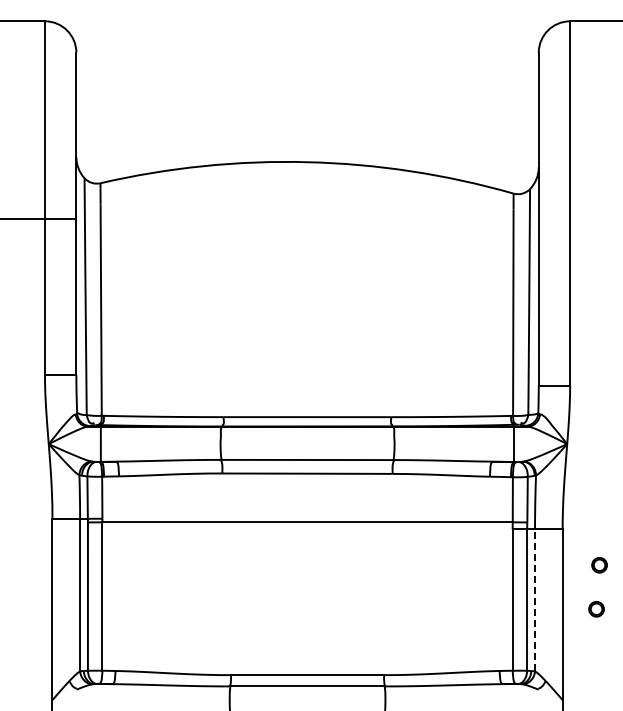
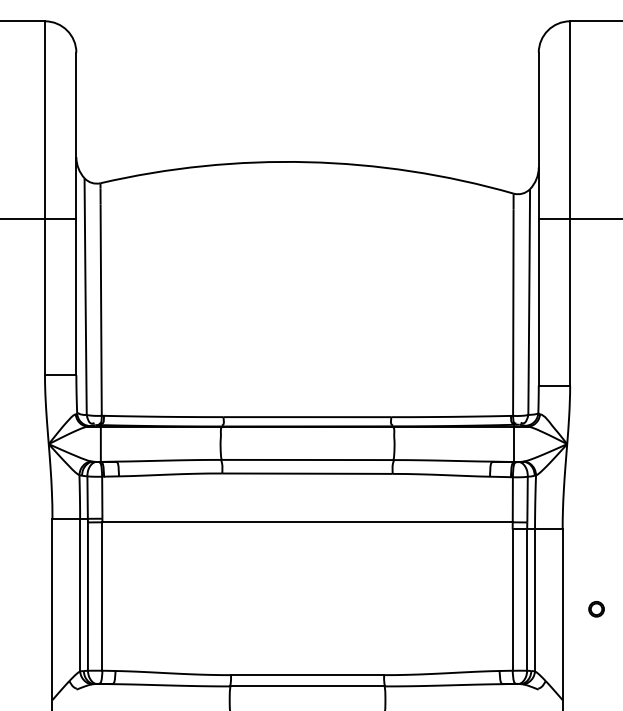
line: none -> present (578, 219)
circle: present -> none (599, 565)
line: dashed -> solid (535, 600)
